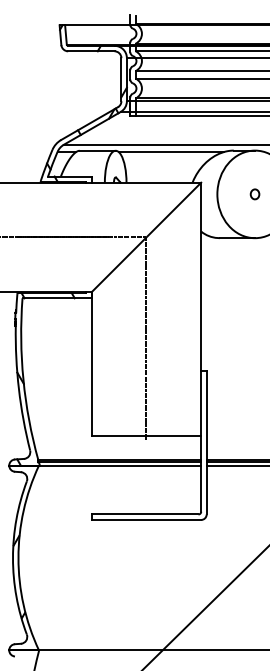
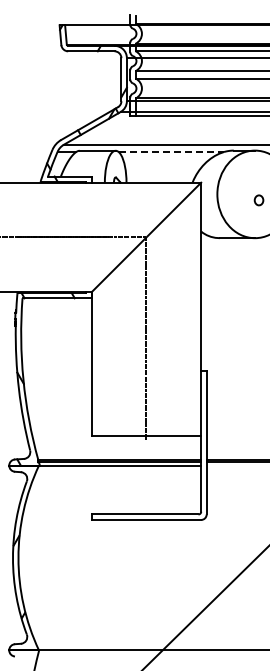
line: solid -> dashed (171, 152)
part position: (254, 194) -> (258, 200) (258, 200)
line: present -> none (236, 465)
